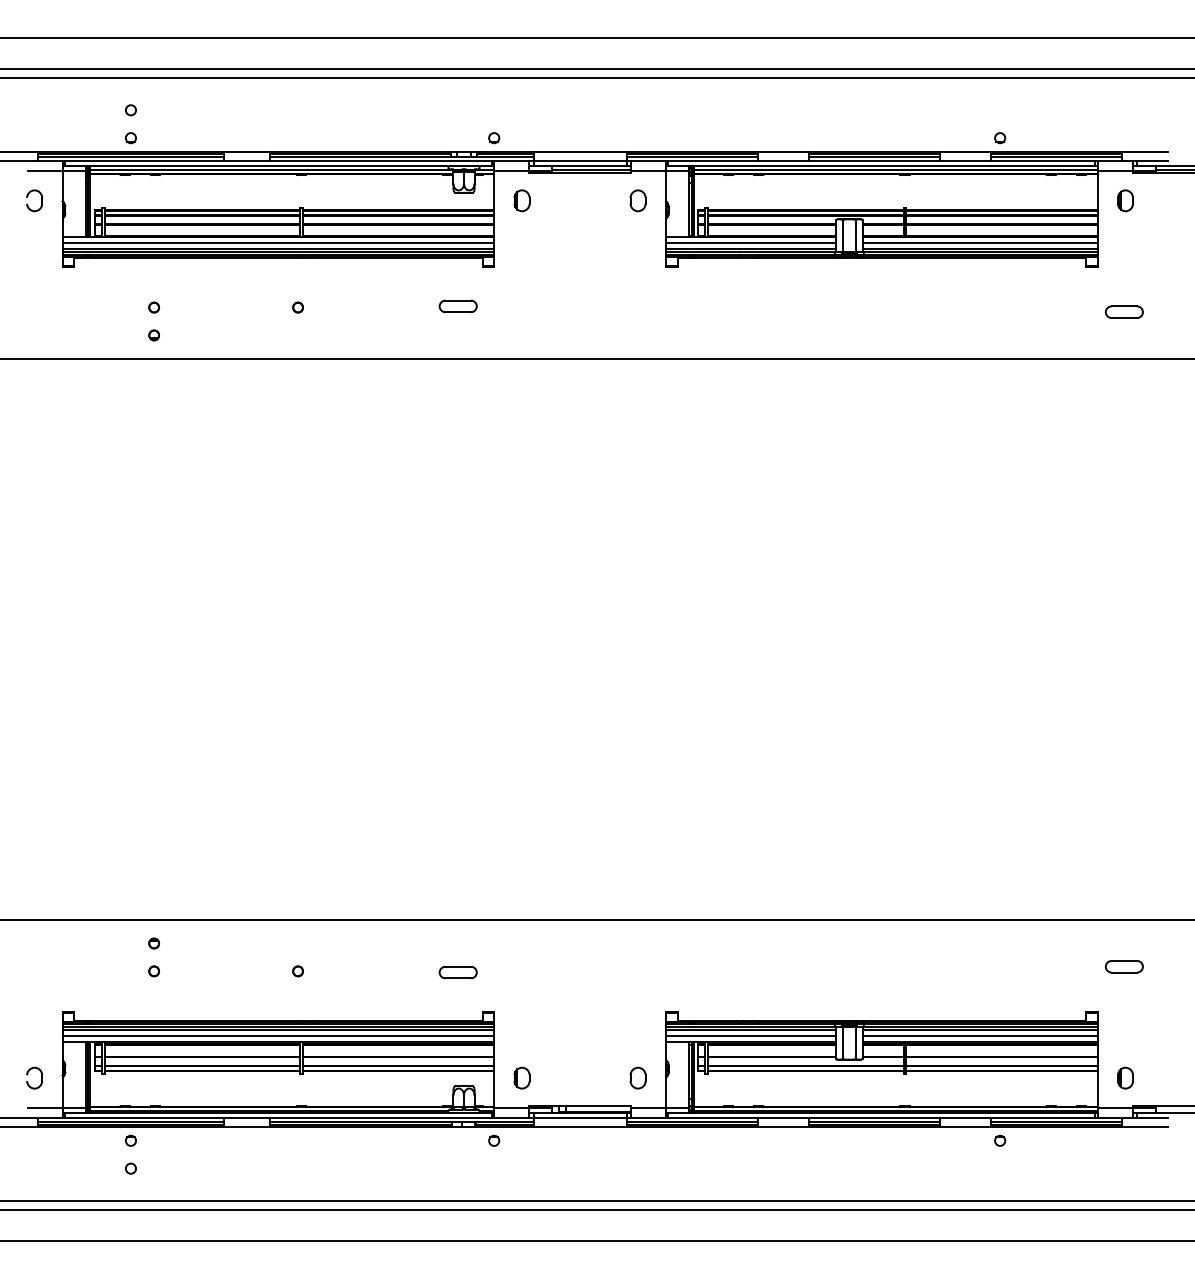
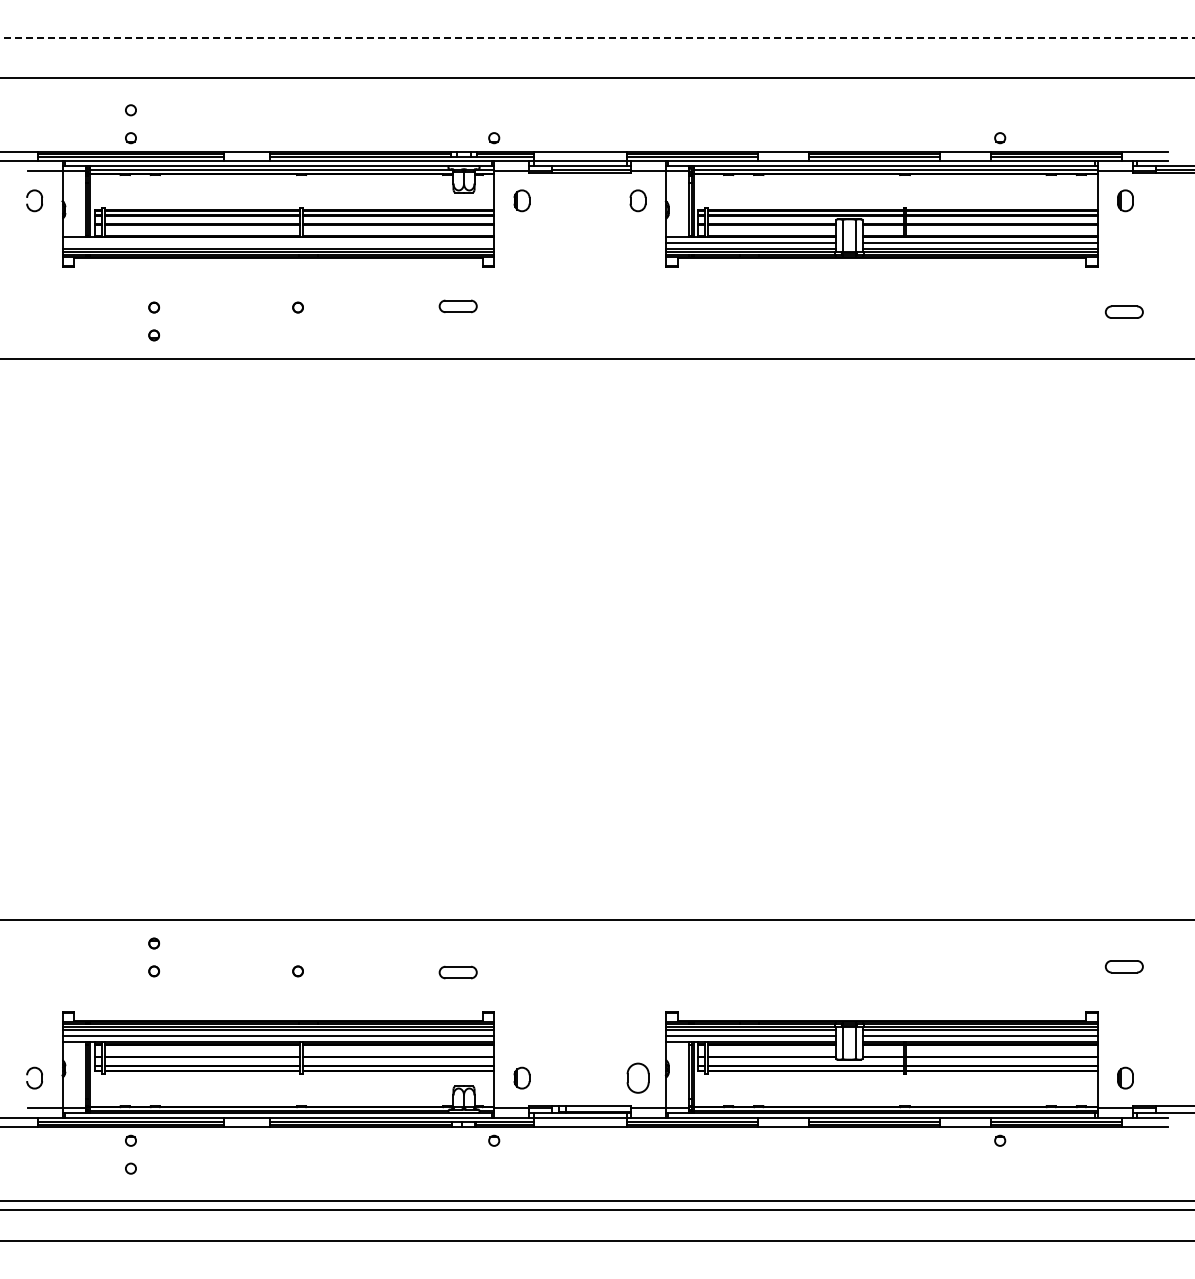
line: solid -> dashed (597, 38)
line: present -> none (596, 68)
line: present -> none (278, 243)
part size: 18x24 px -> 24x32 px (637, 1077)
